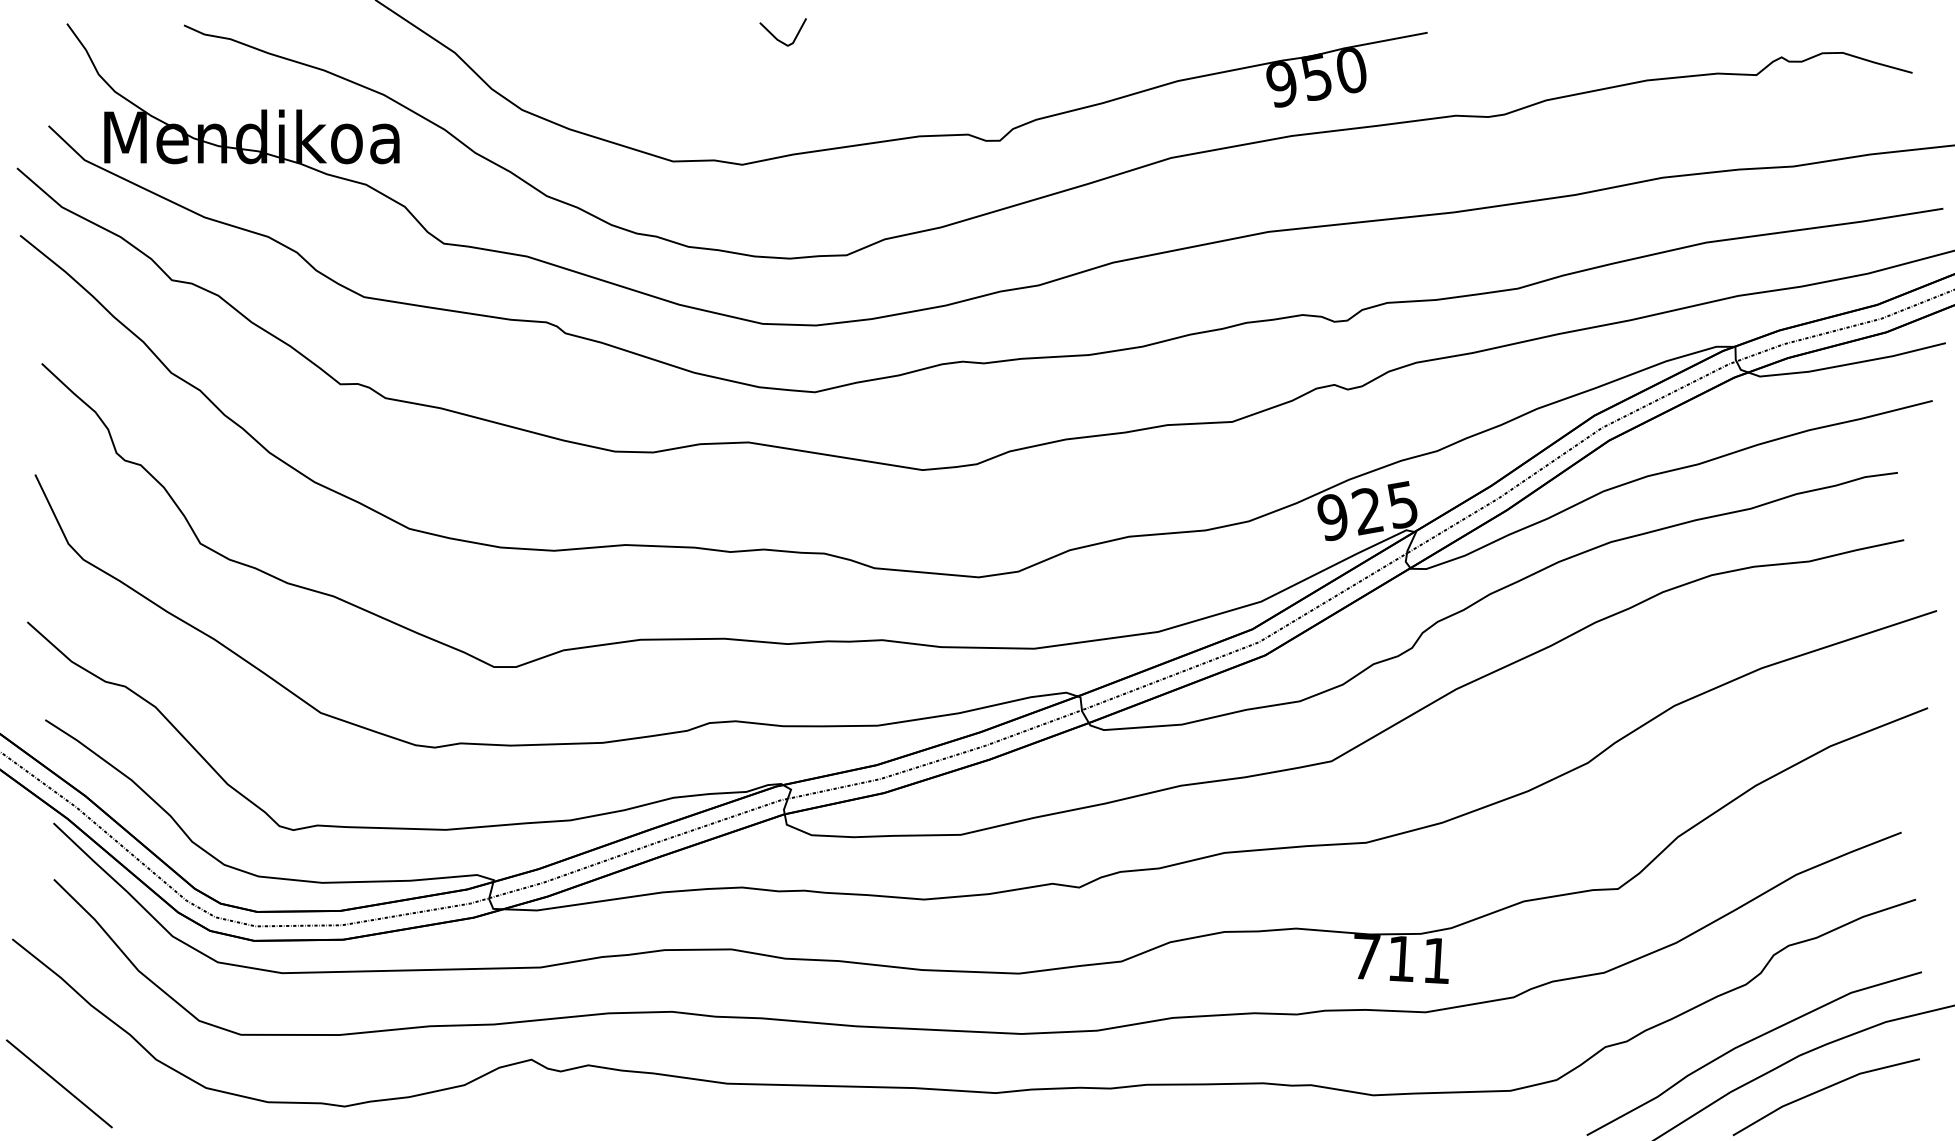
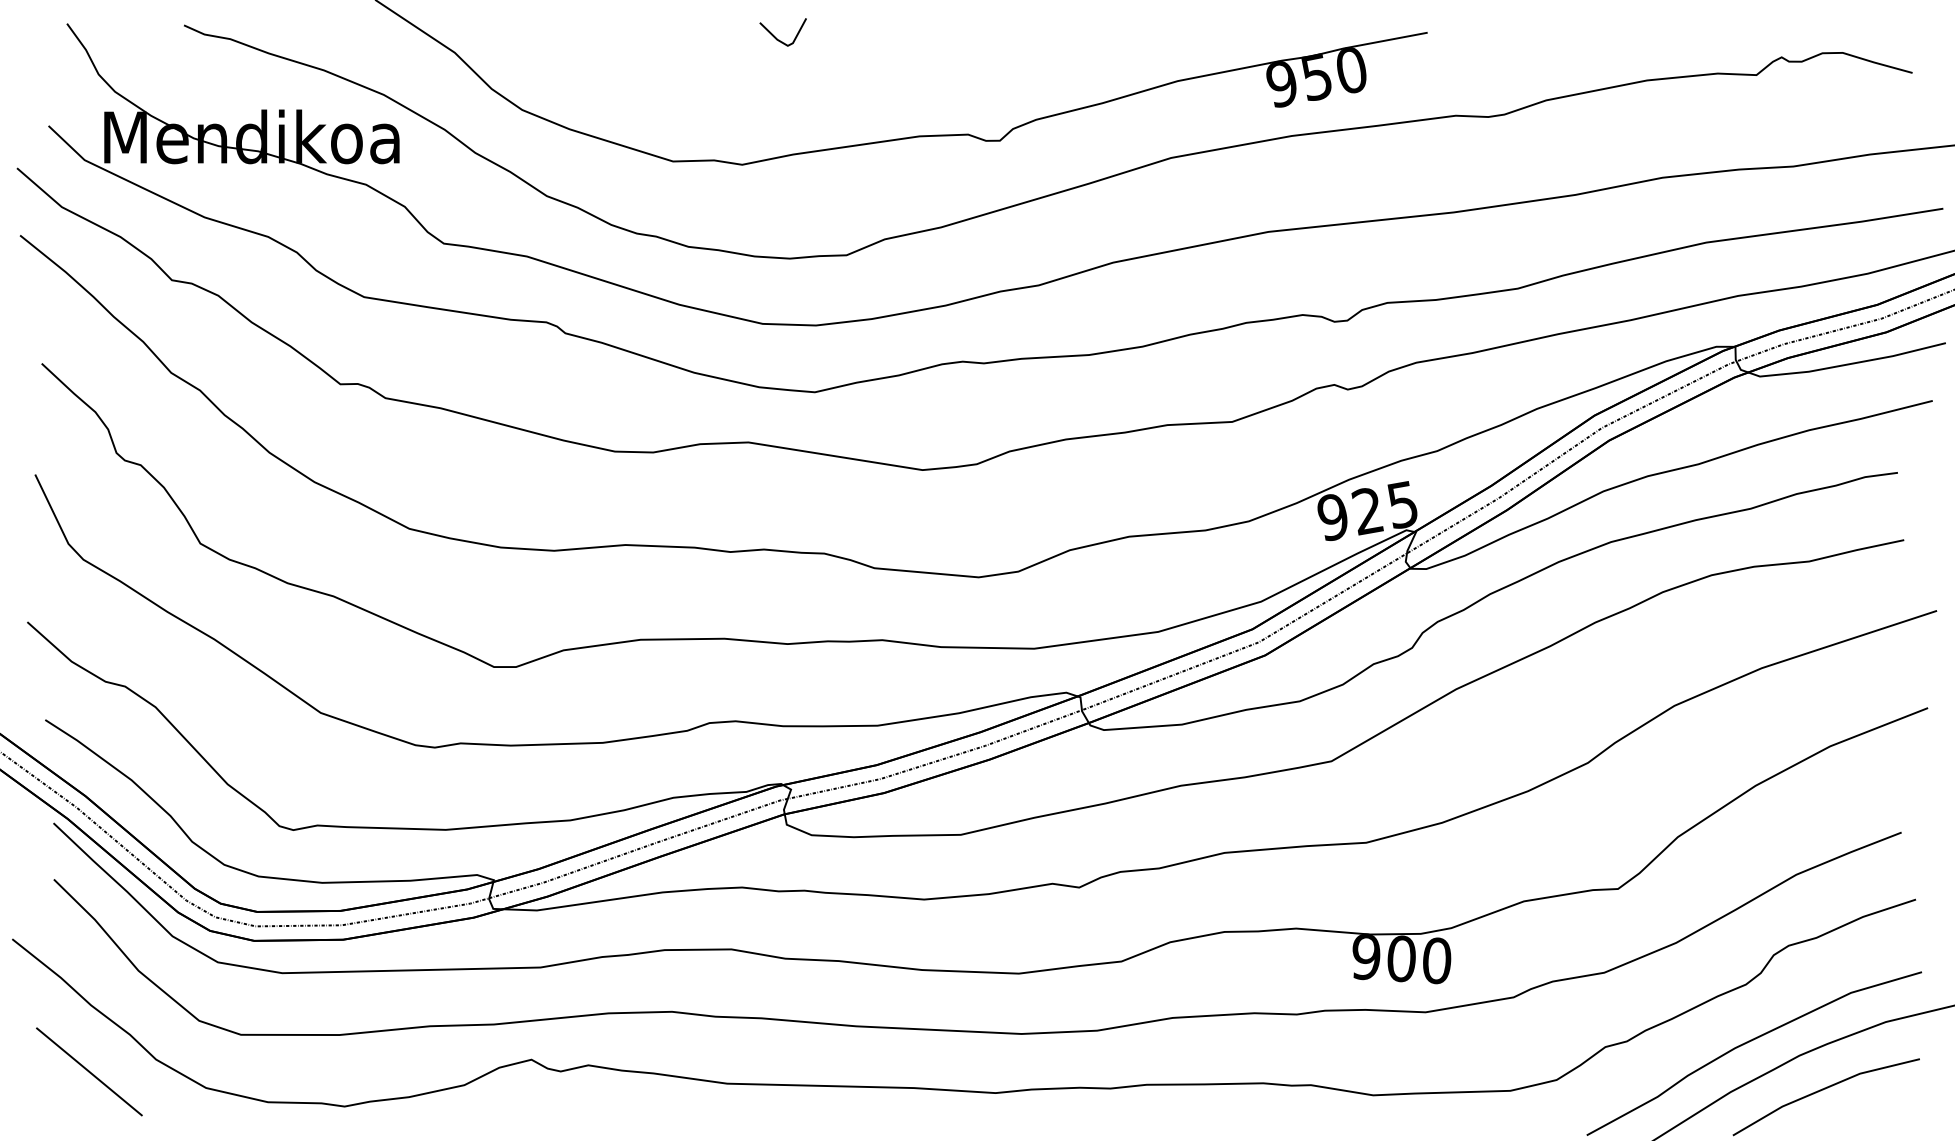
text: 711 -> 900 (1401, 958)
line position: (59, 1083) -> (89, 1071) (89, 1071)
